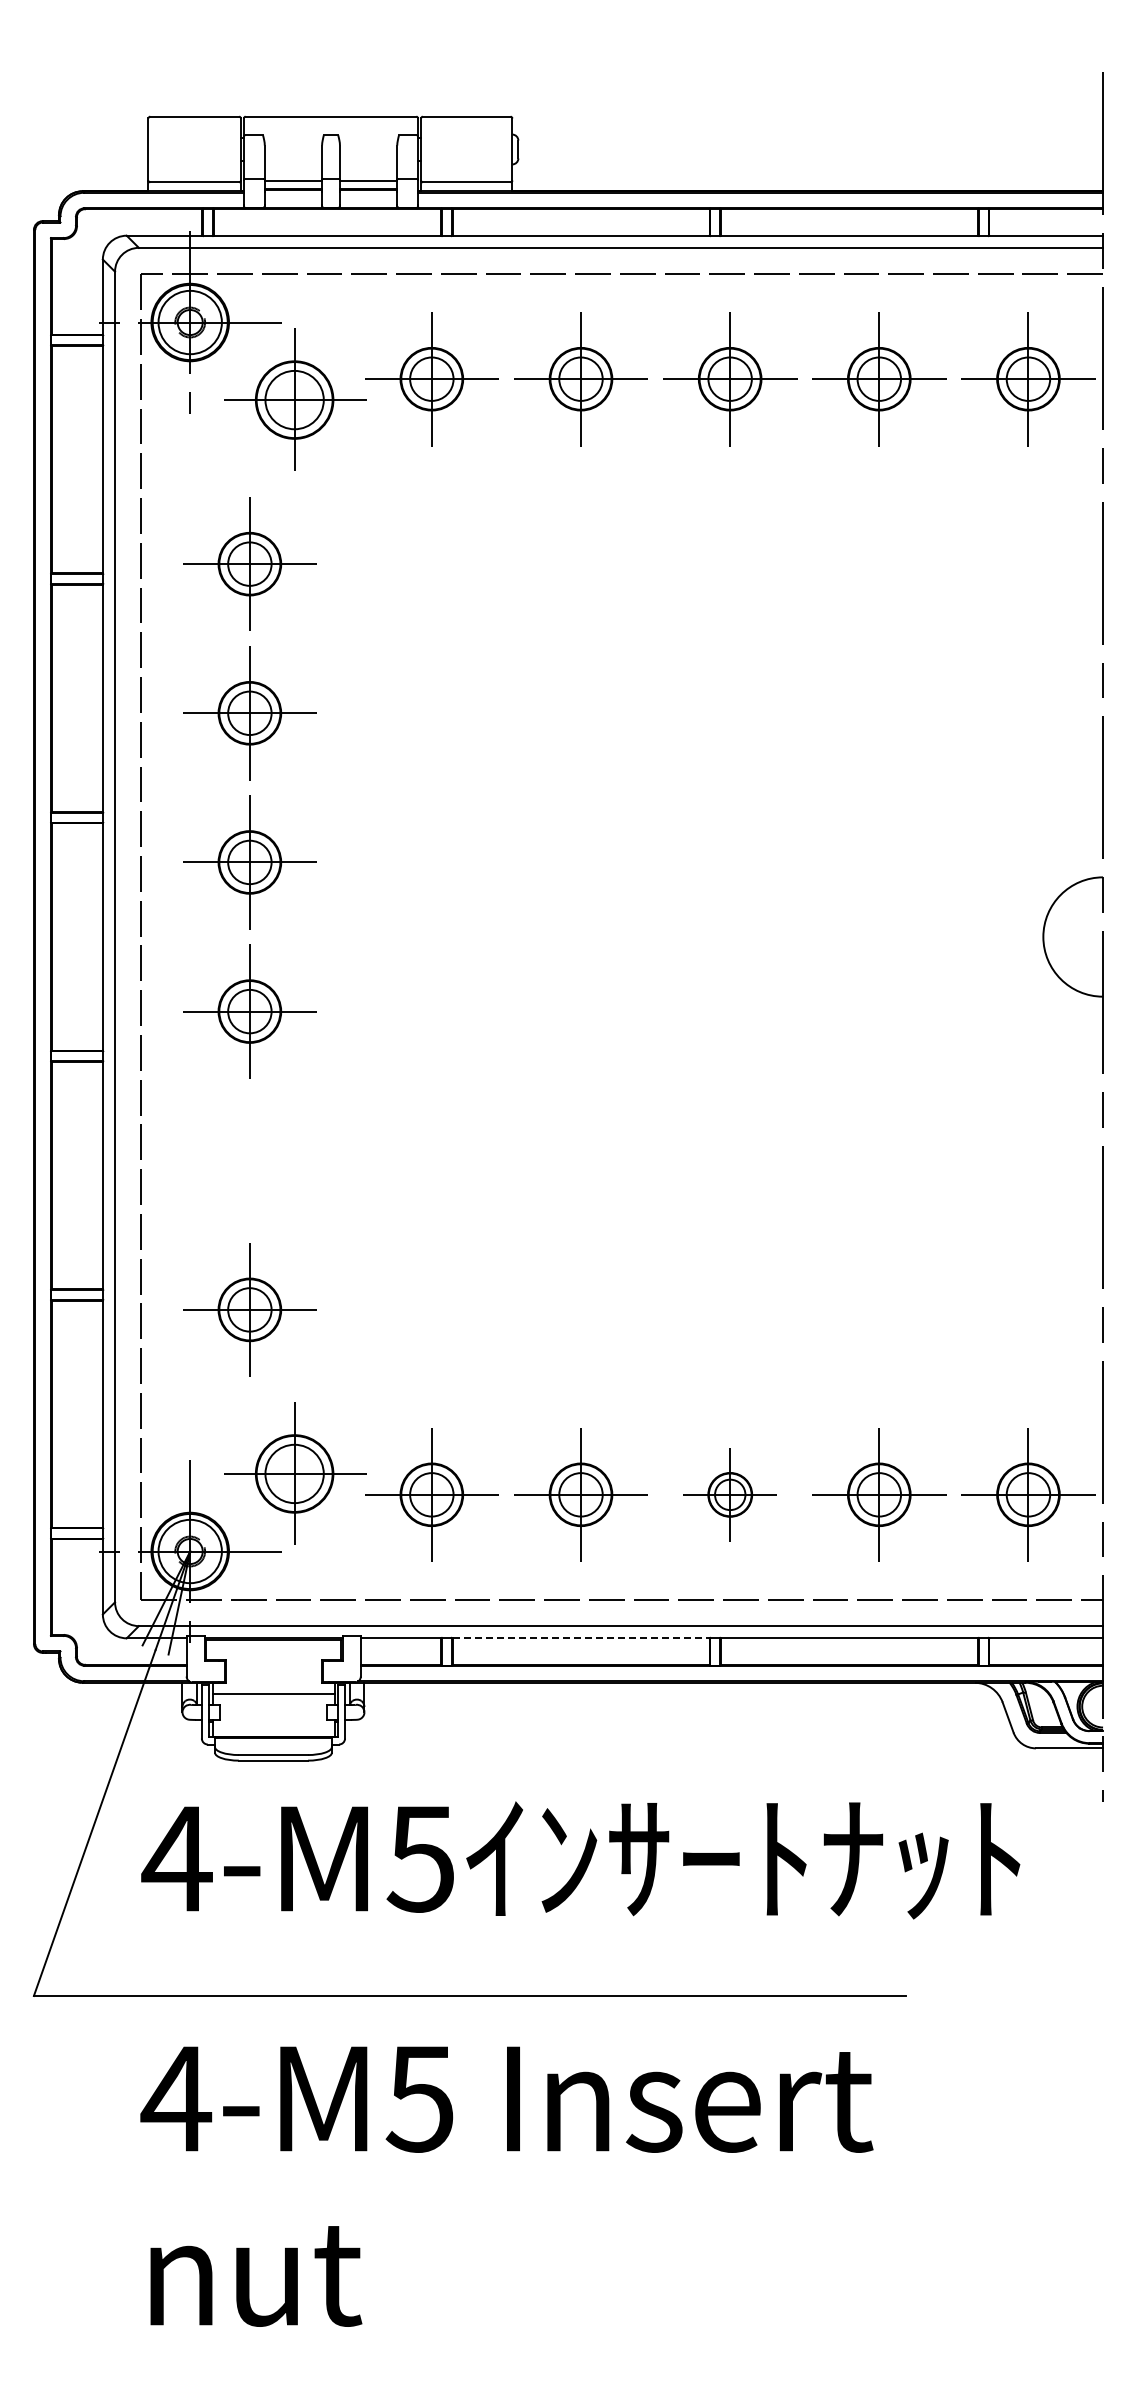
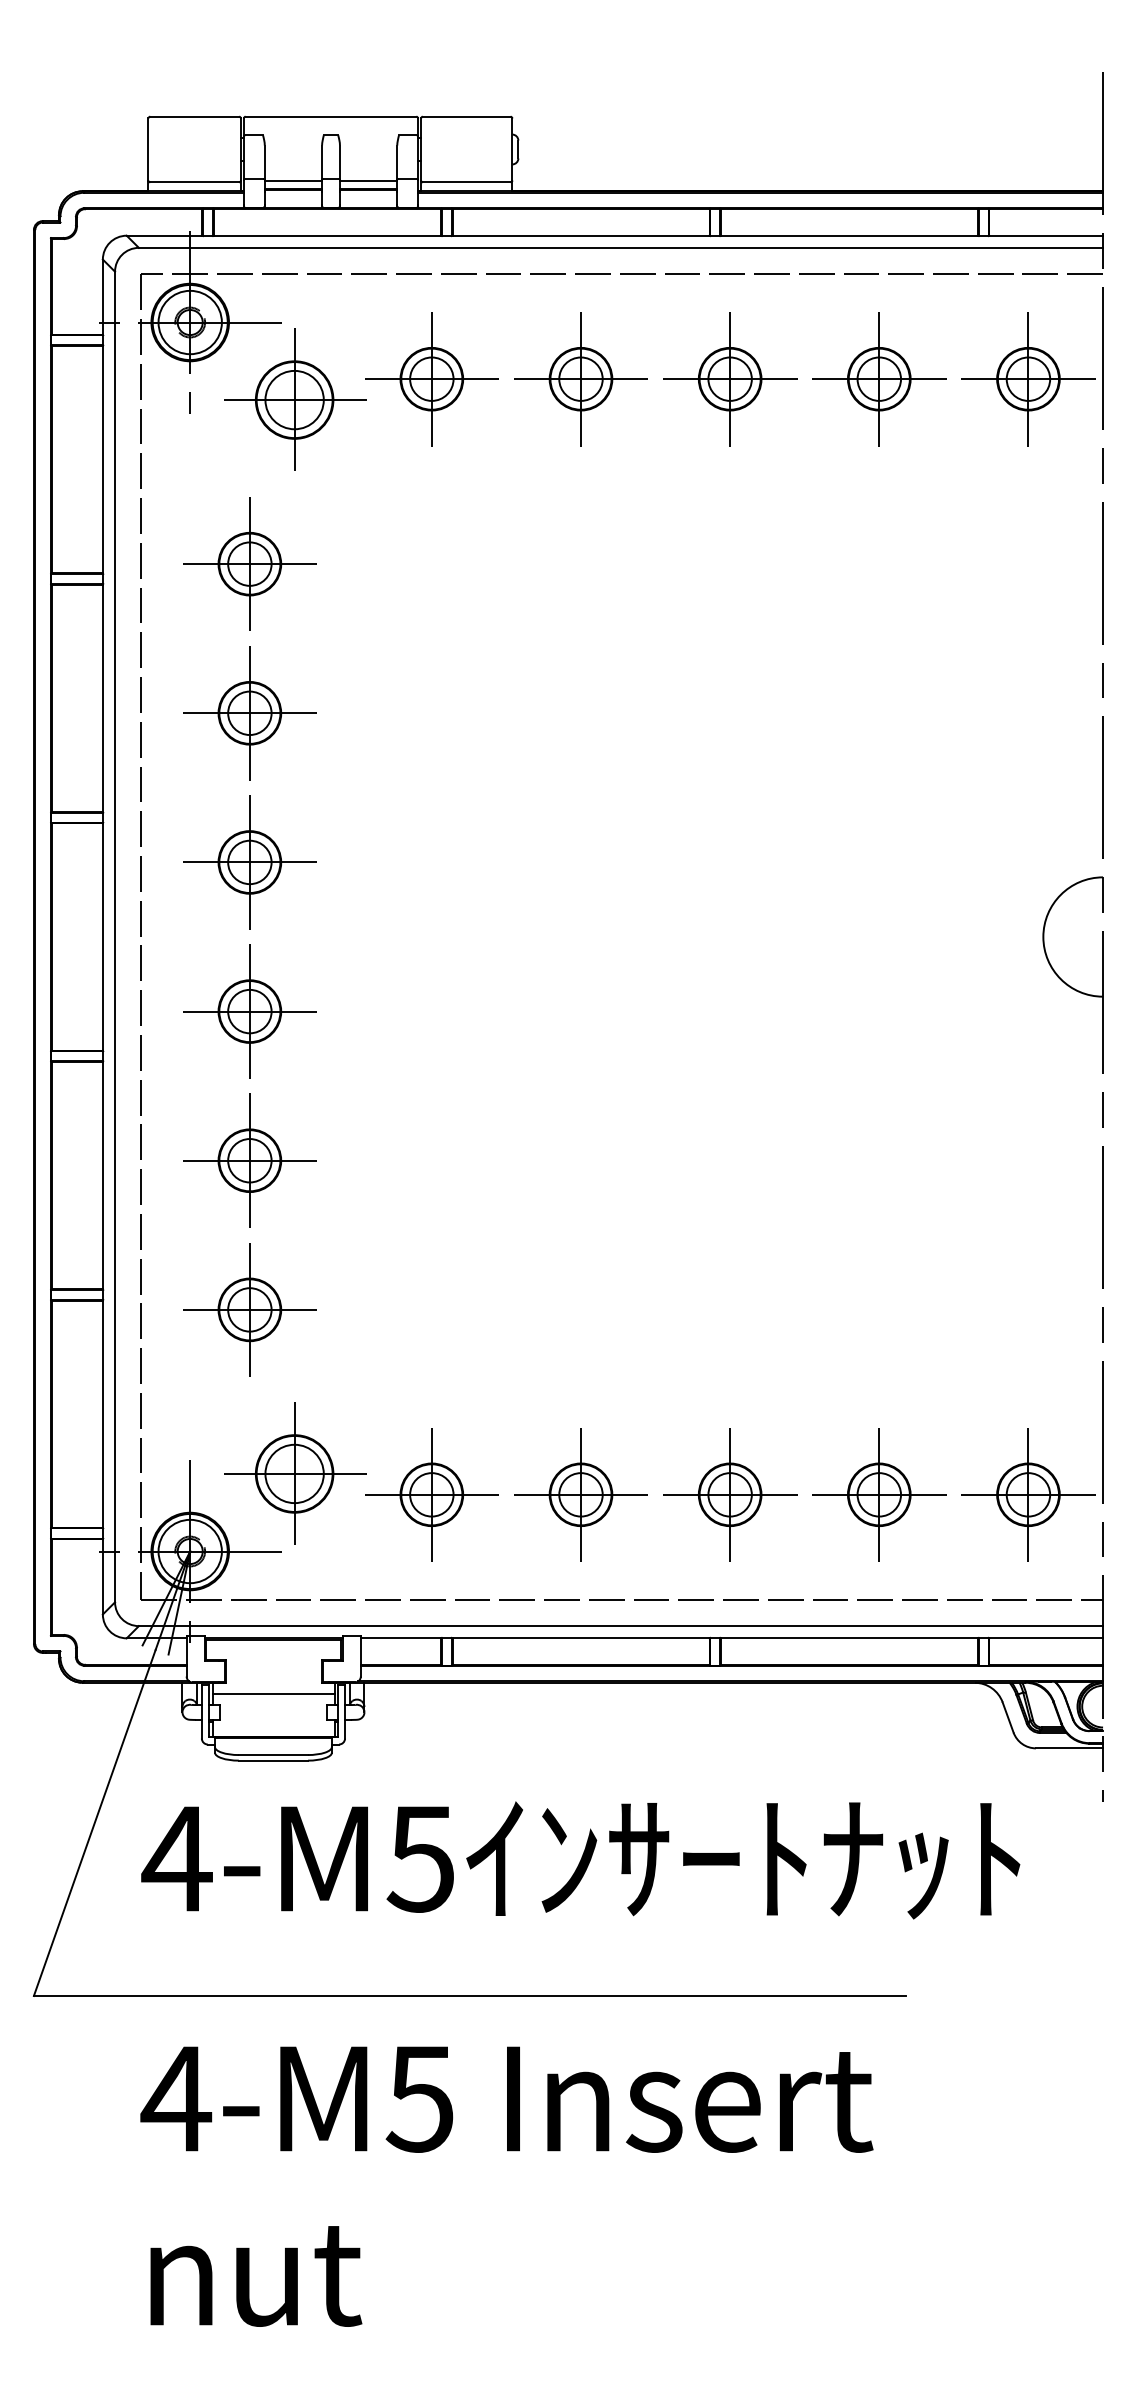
part: none -> present (249, 1160)
part size: 94x94 px -> 135x134 px (730, 1494)
line: dashed -> solid (581, 1638)
